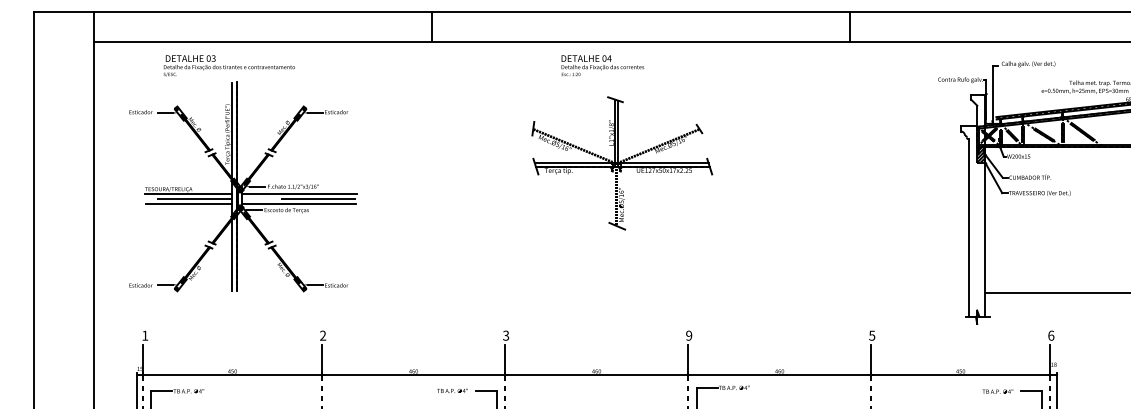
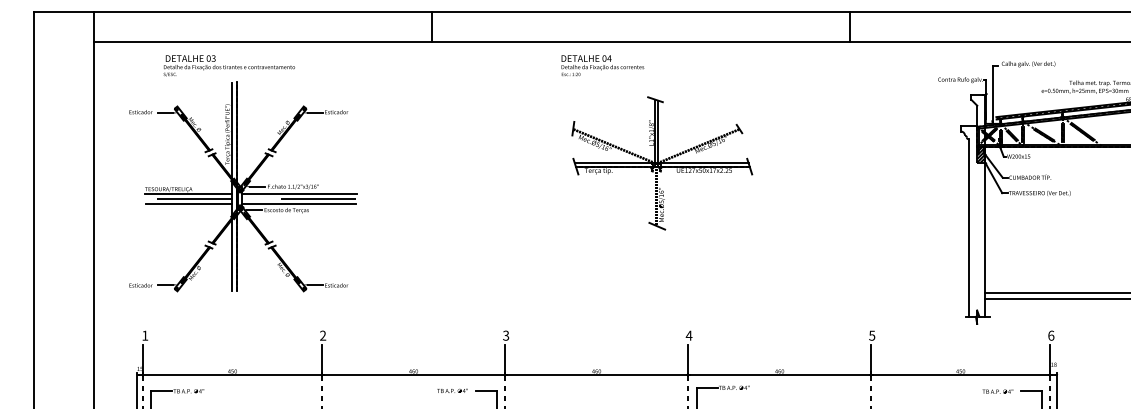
part position: (622, 163) -> (662, 163) (662, 163)
line: none -> present (1056, 298)
text: 9 -> 4 (688, 335)
